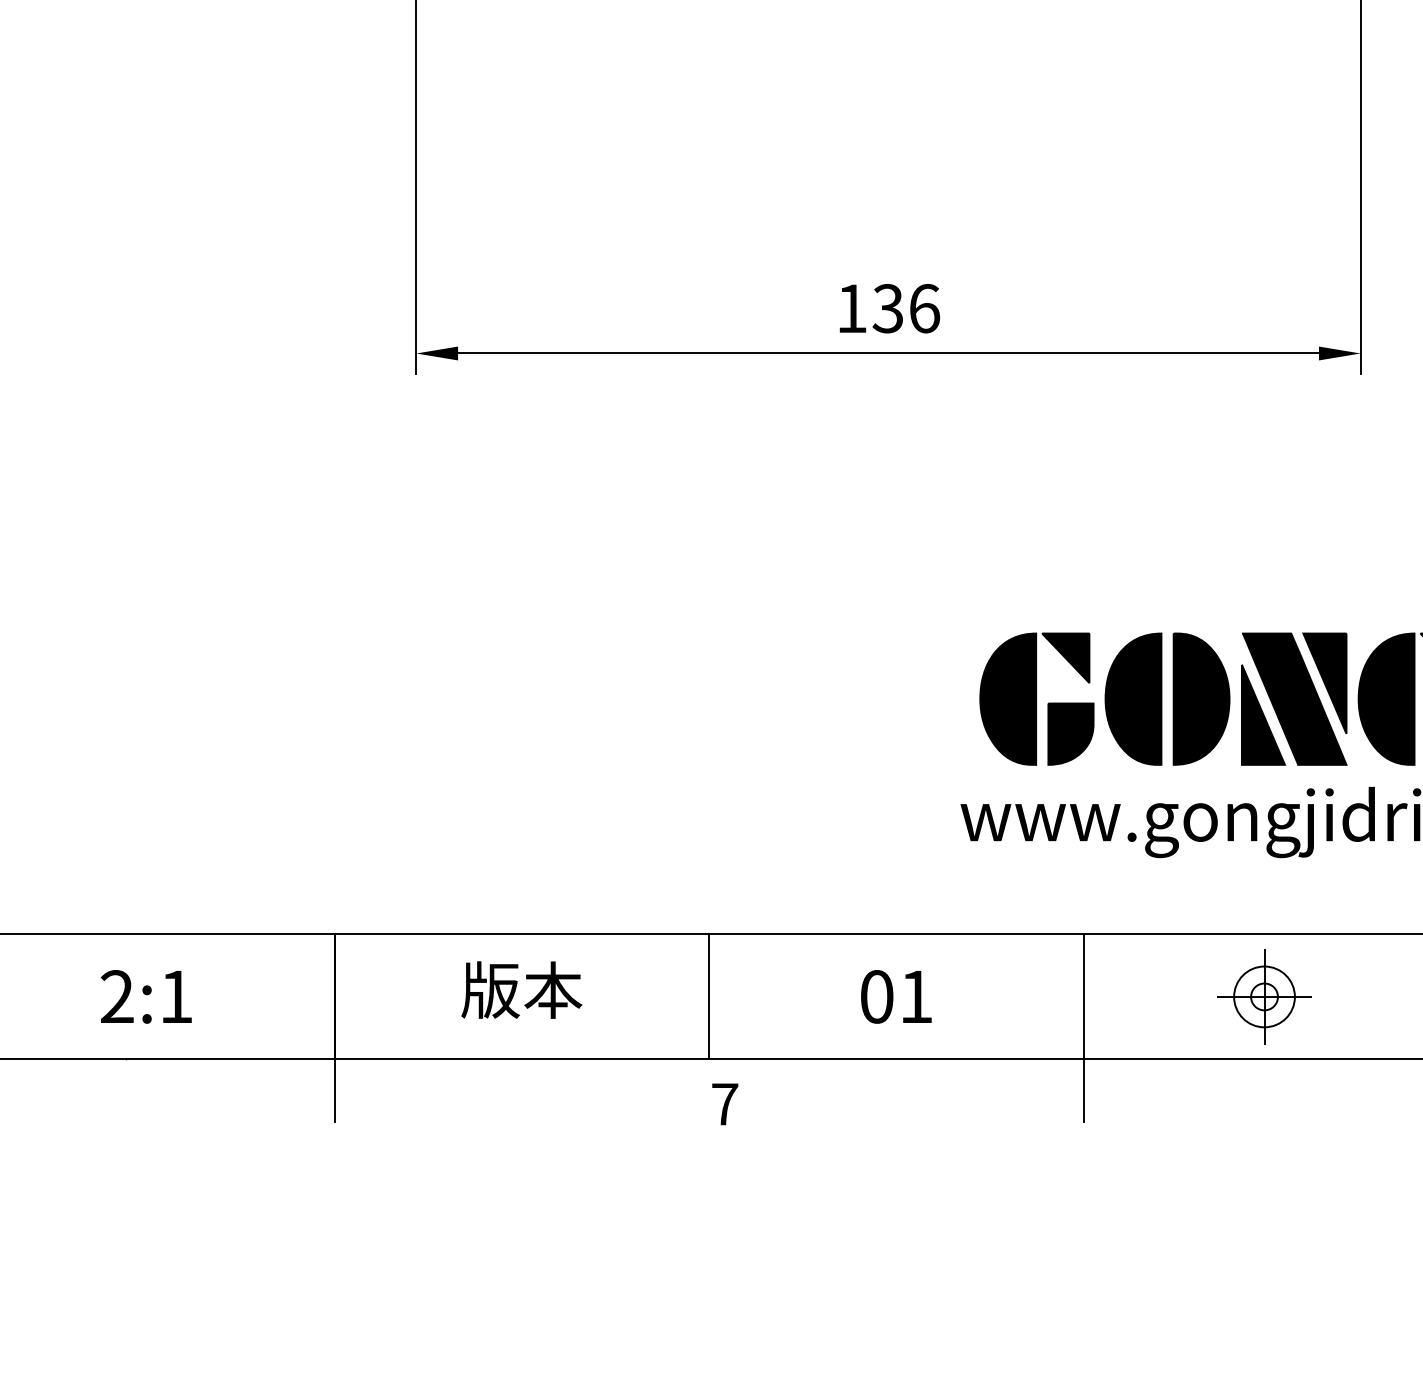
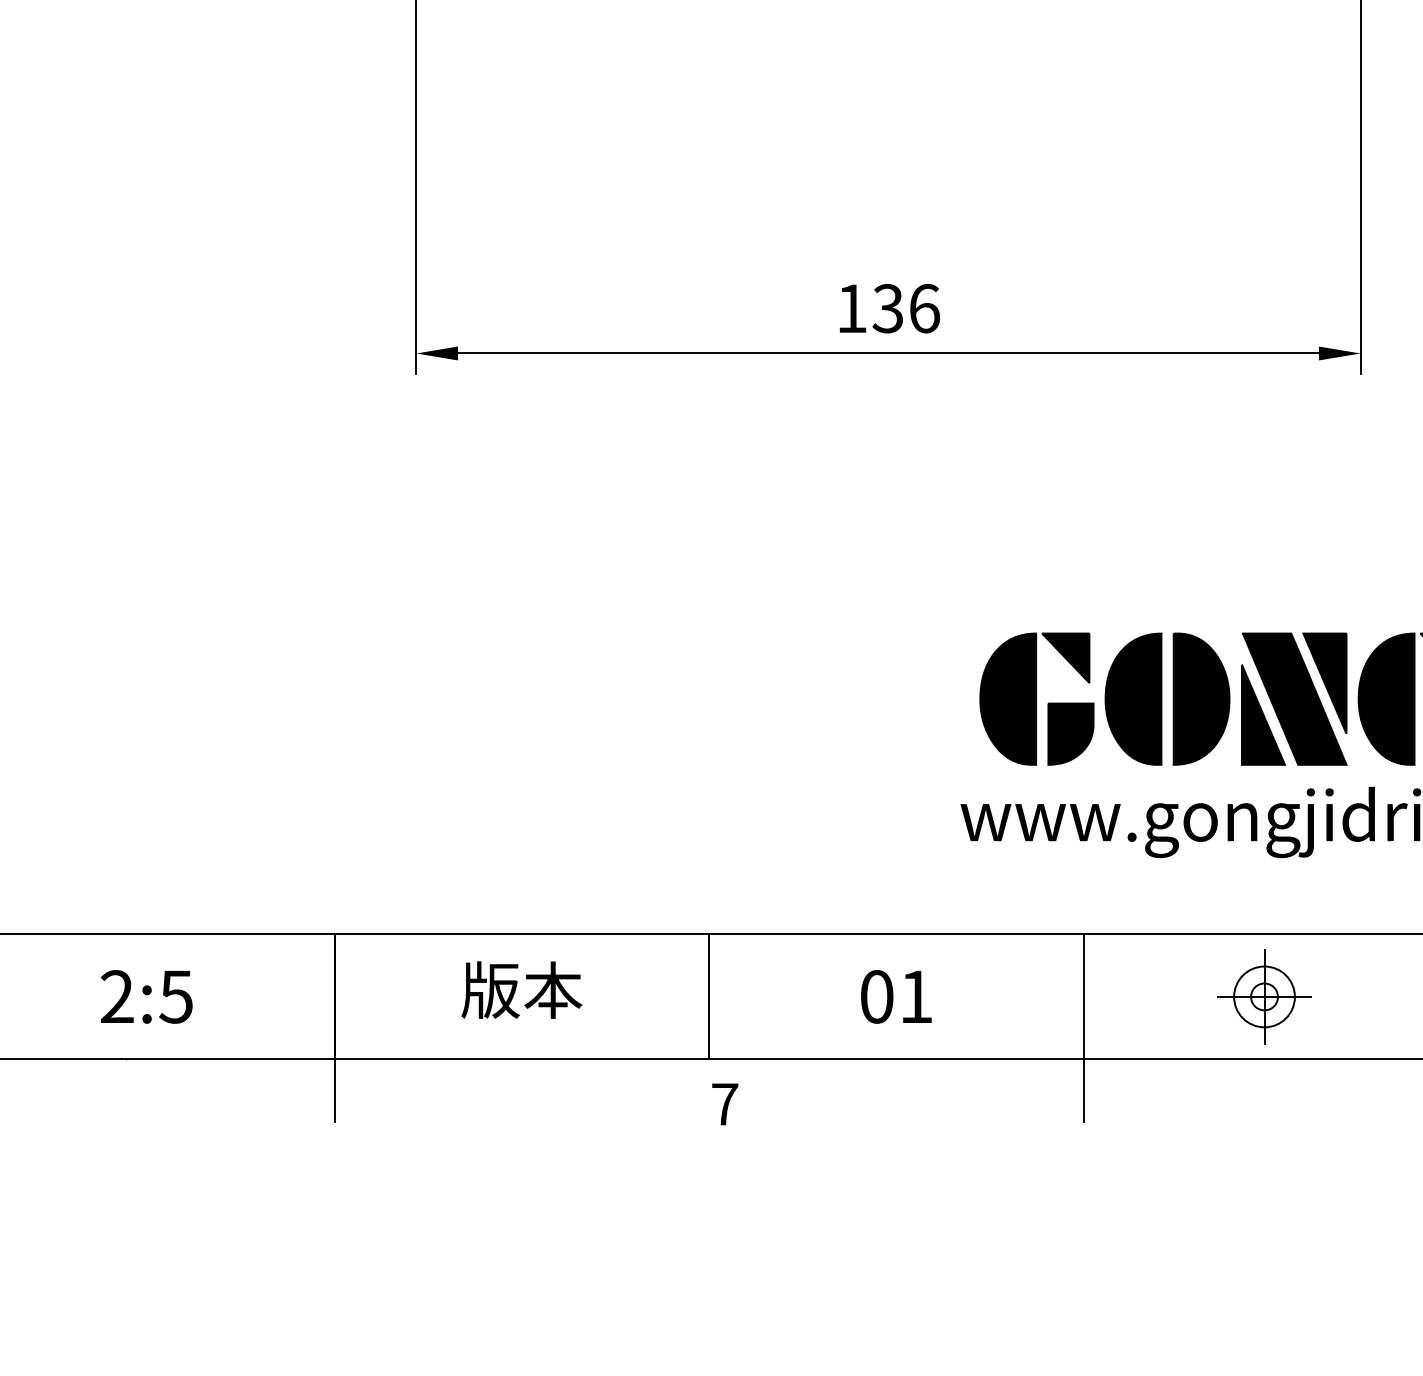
text: 2:1 -> 2:5 (175, 996)
